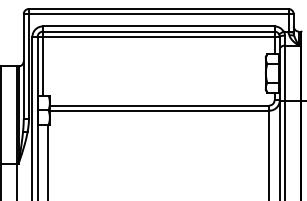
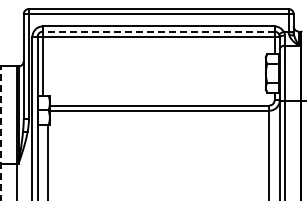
line: solid -> dashed (158, 31)
line: solid -> dashed (0, 133)
